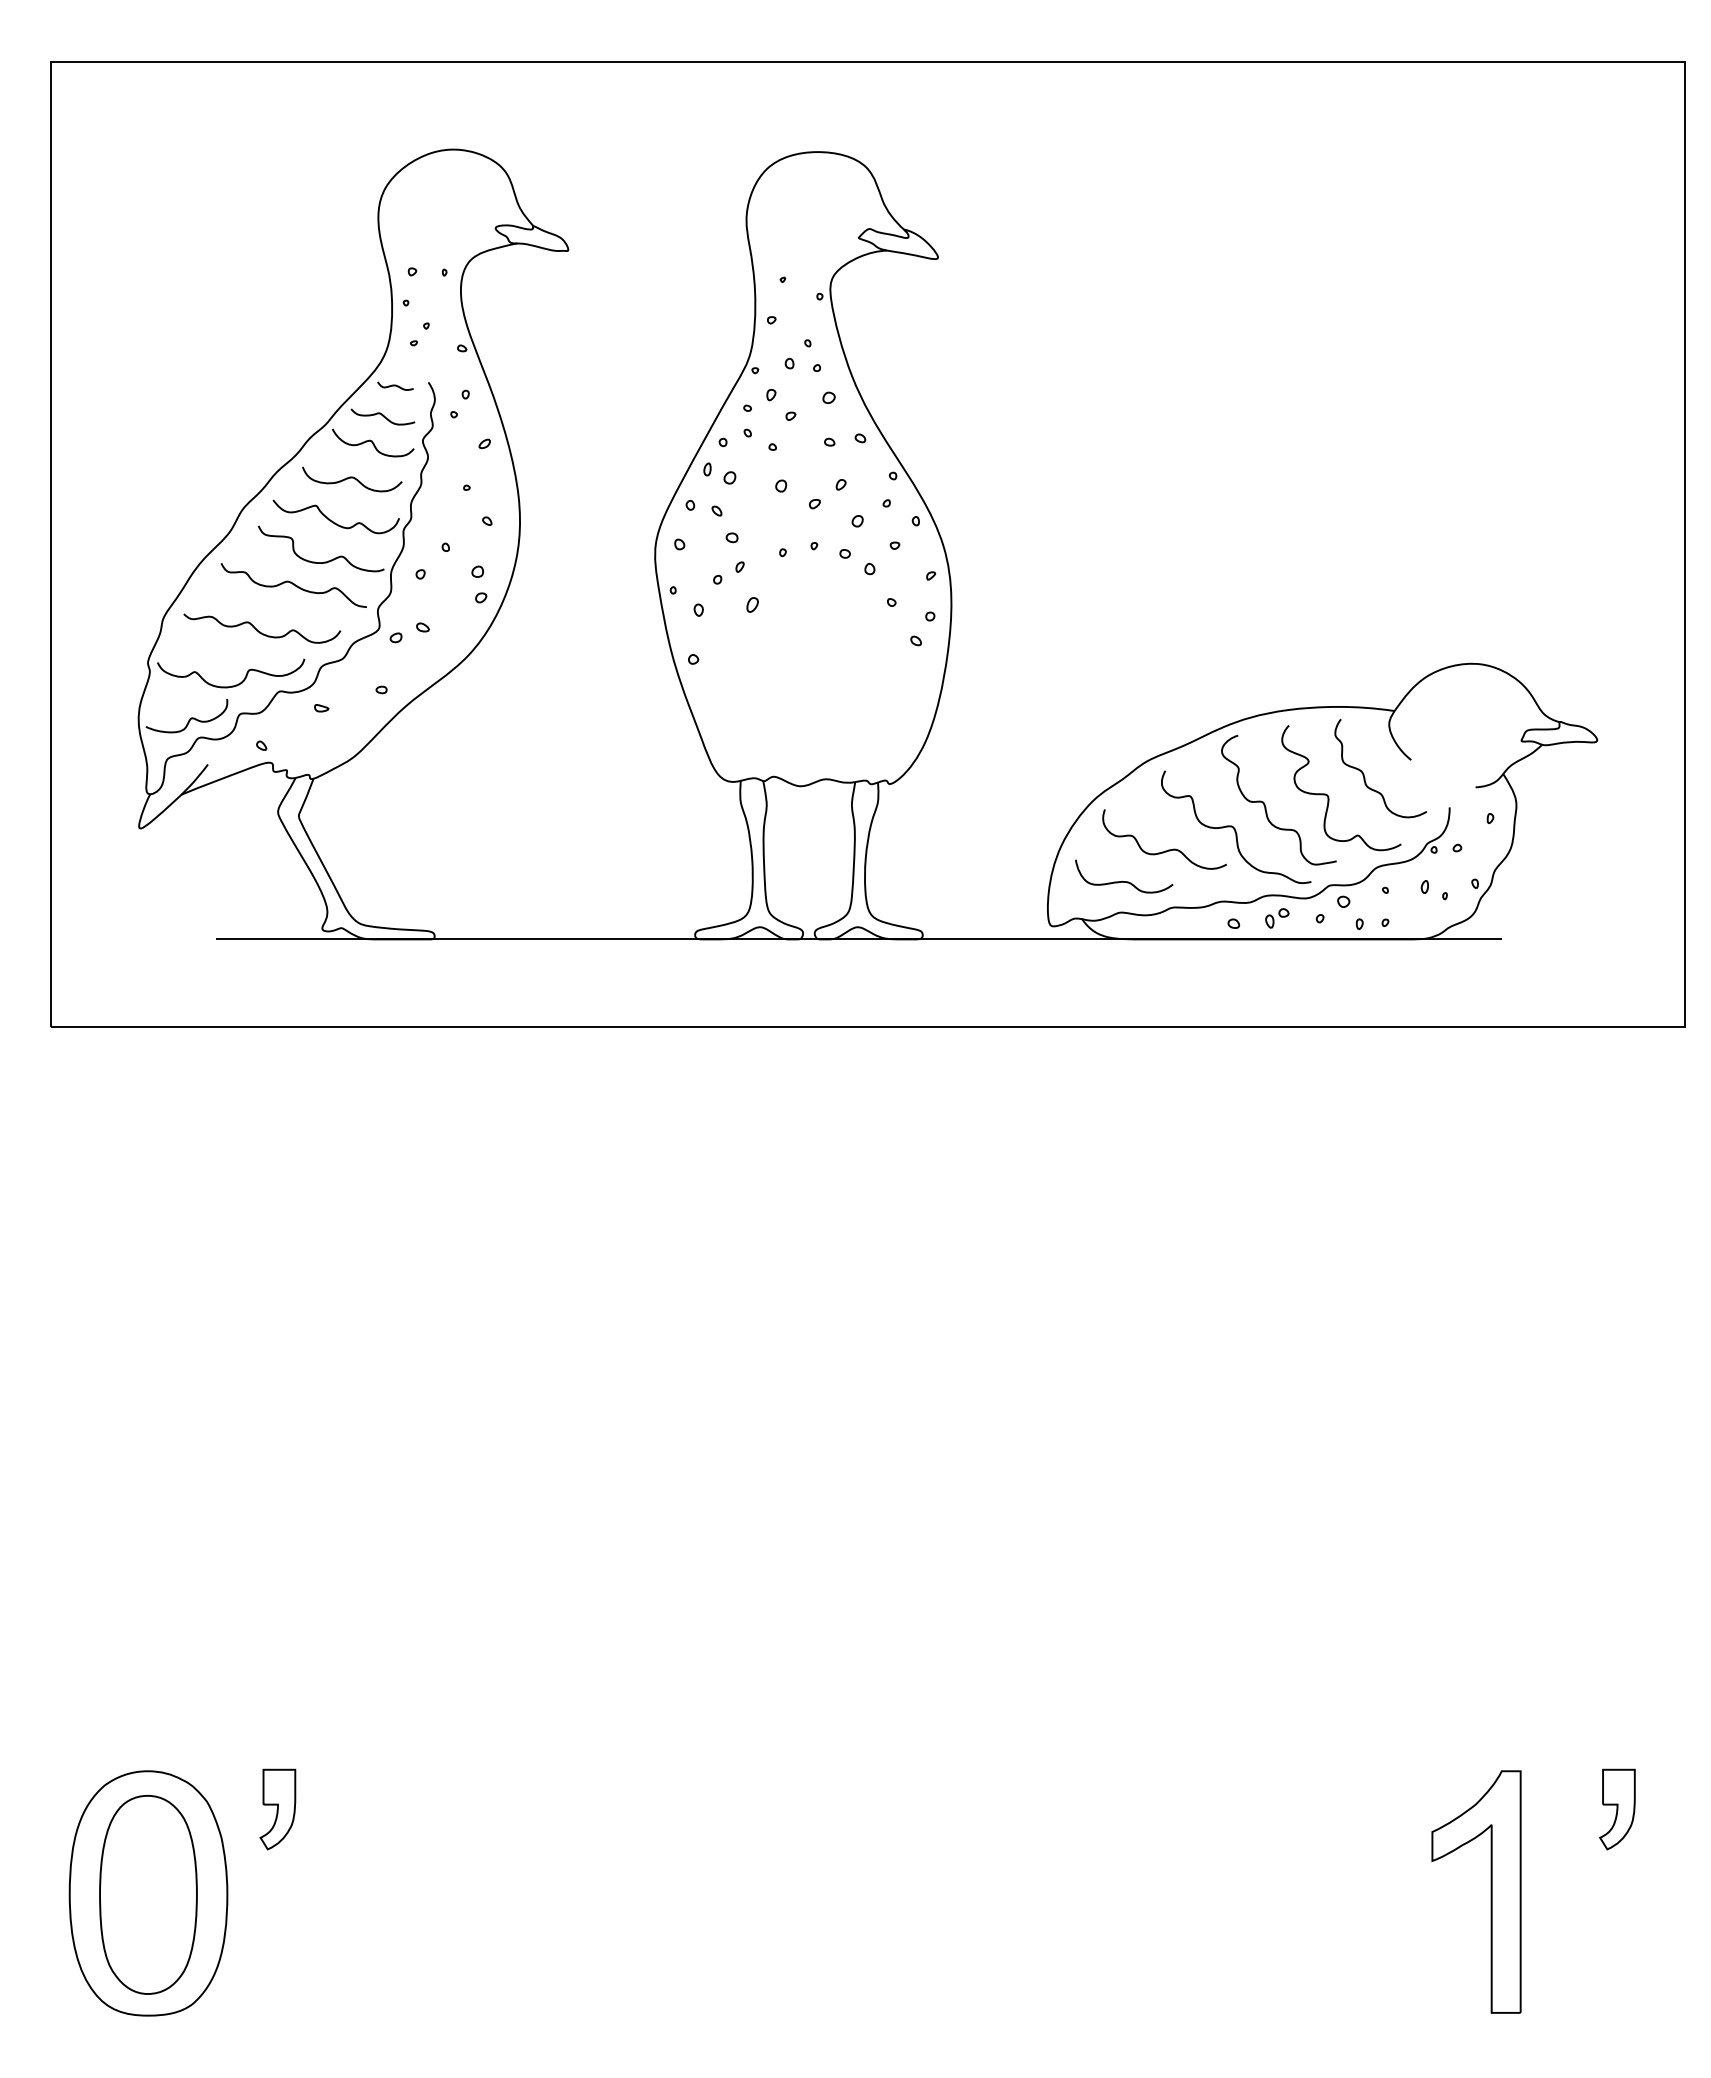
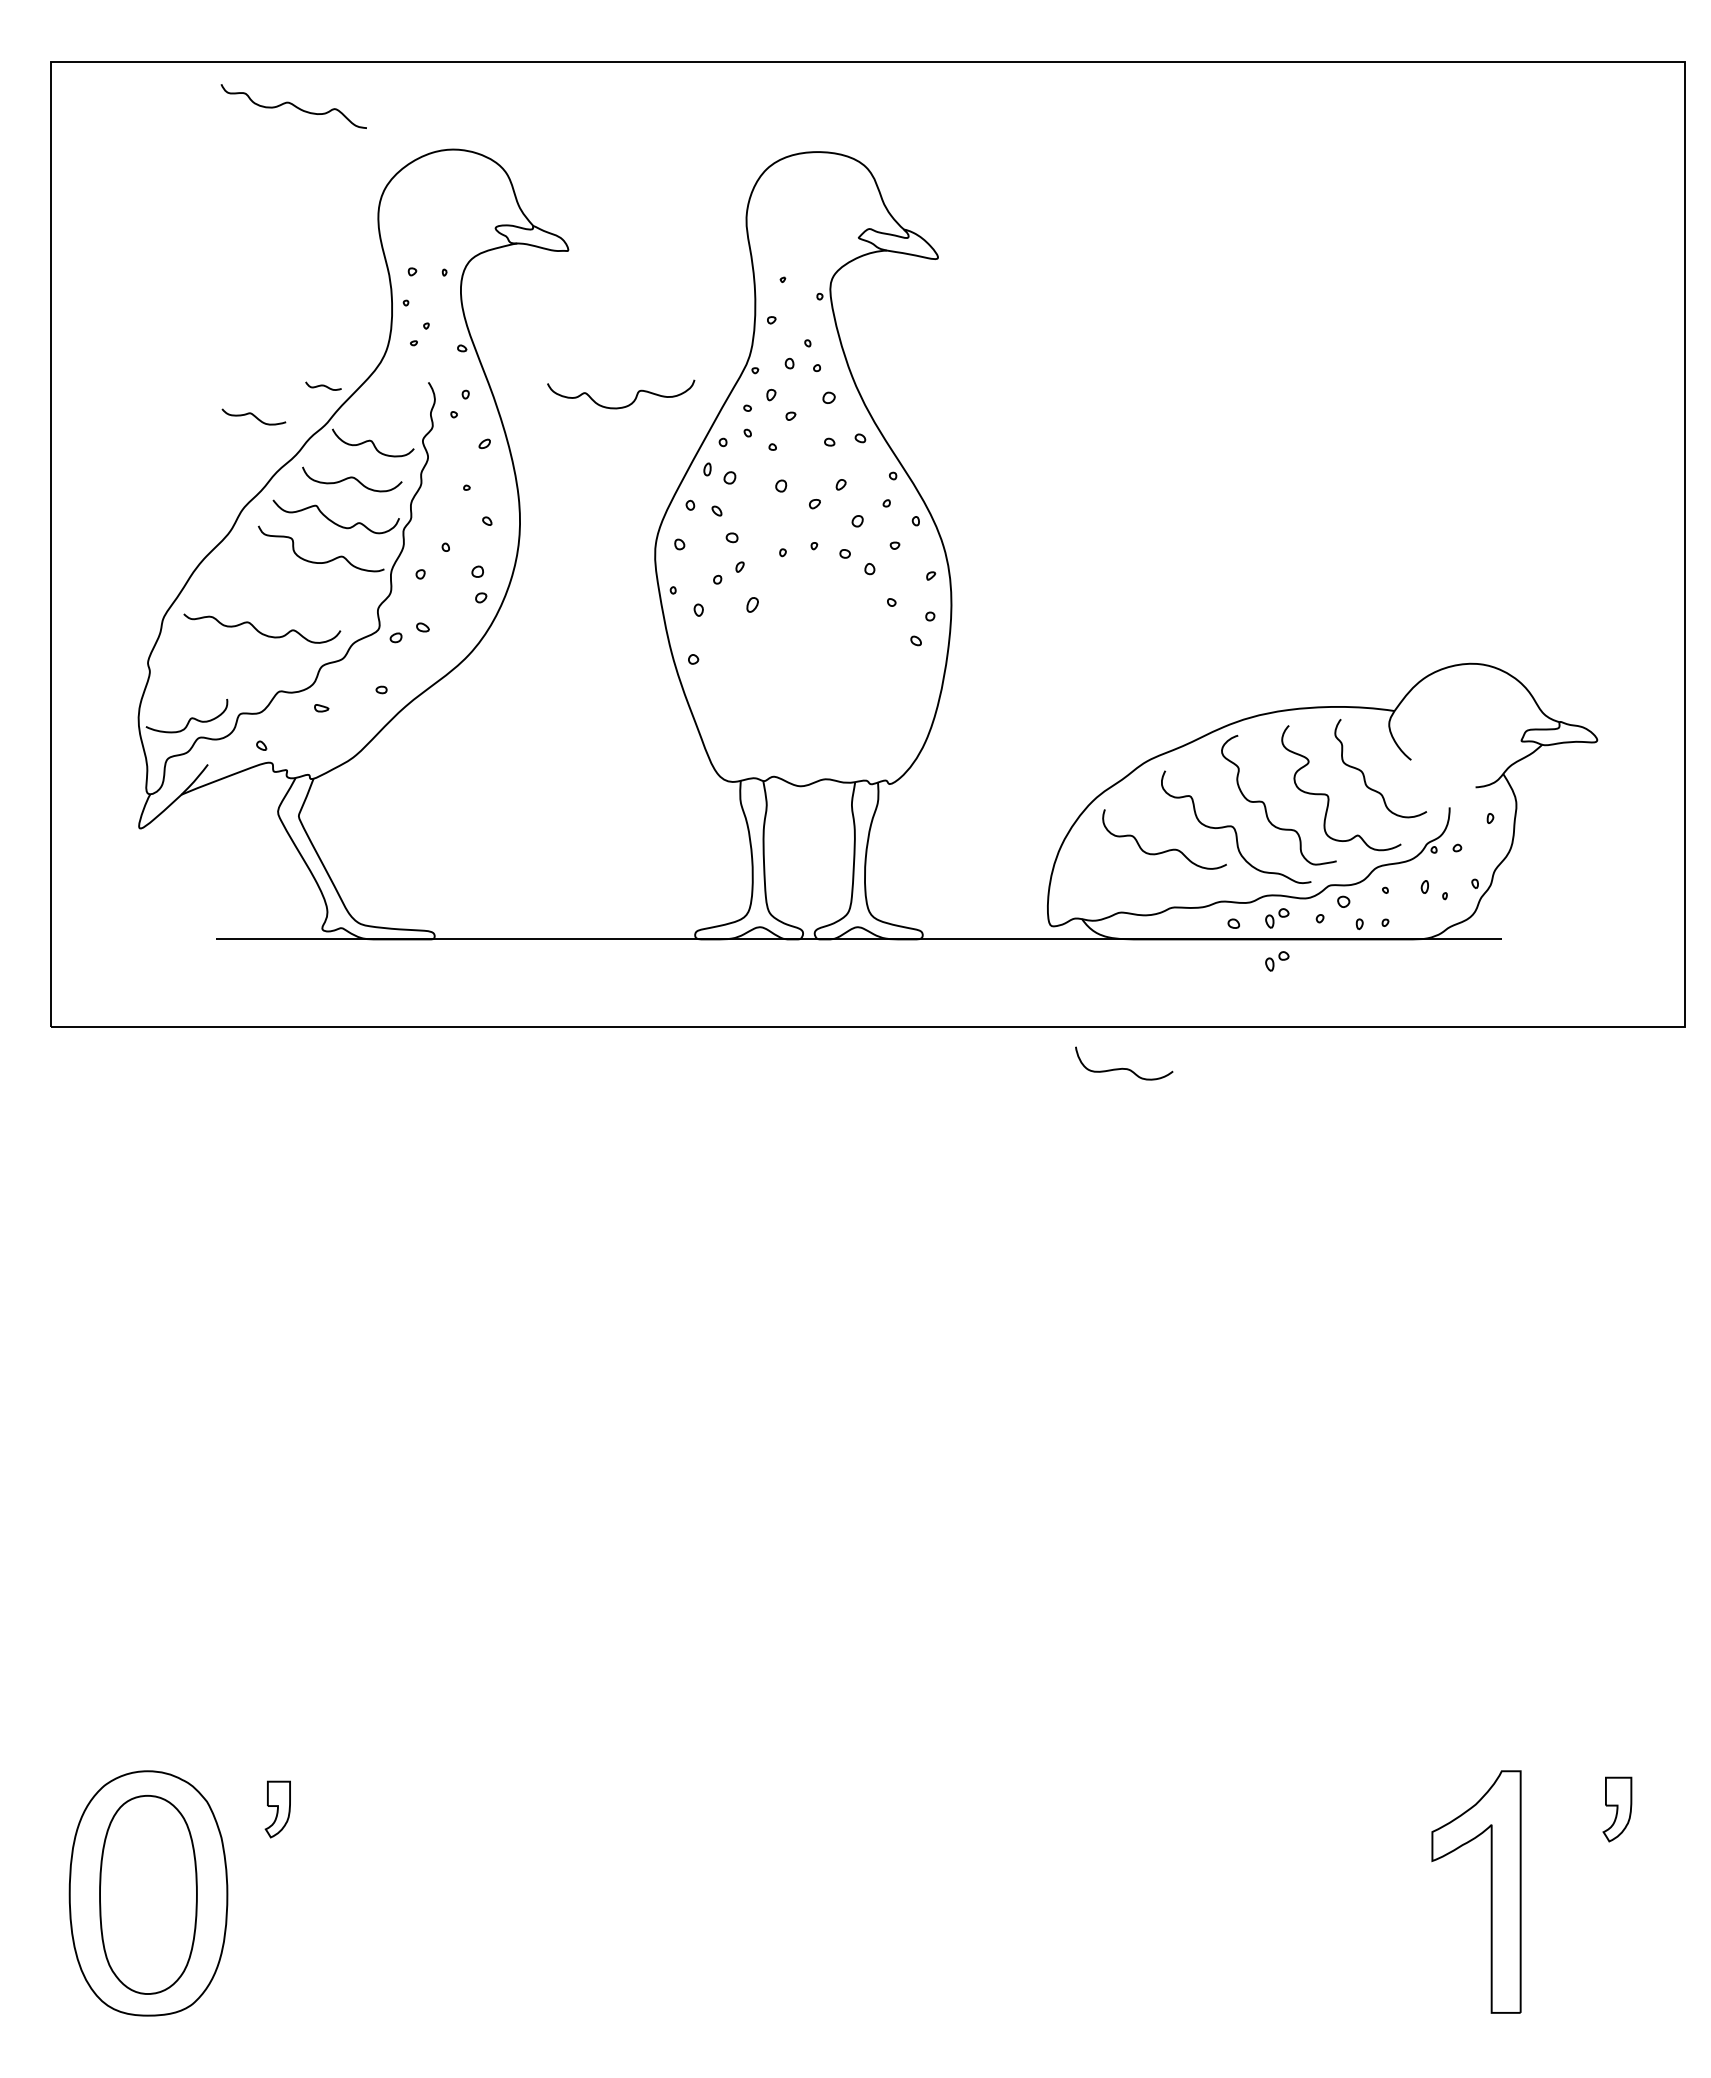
curve position: (395, 385) -> (323, 385) (323, 385)
curve position: (382, 416) -> (253, 416) (253, 416)
curve position: (293, 585) -> (293, 106) (293, 106)
curve position: (235, 684) -> (625, 405) (625, 405)
curve position: (1122, 880) -> (1122, 1067) (1122, 1067)
part: none -> present (1277, 961)
part size: 38x83 px -> 27x59 px (277, 1809)
part size: 37x83 px -> 31x67 px (1617, 1809)
